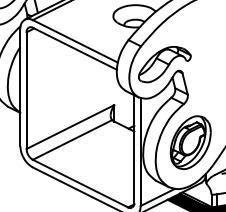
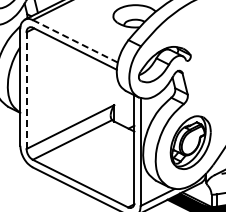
line: solid -> dashed (75, 41)
line: solid -> dashed (26, 90)
